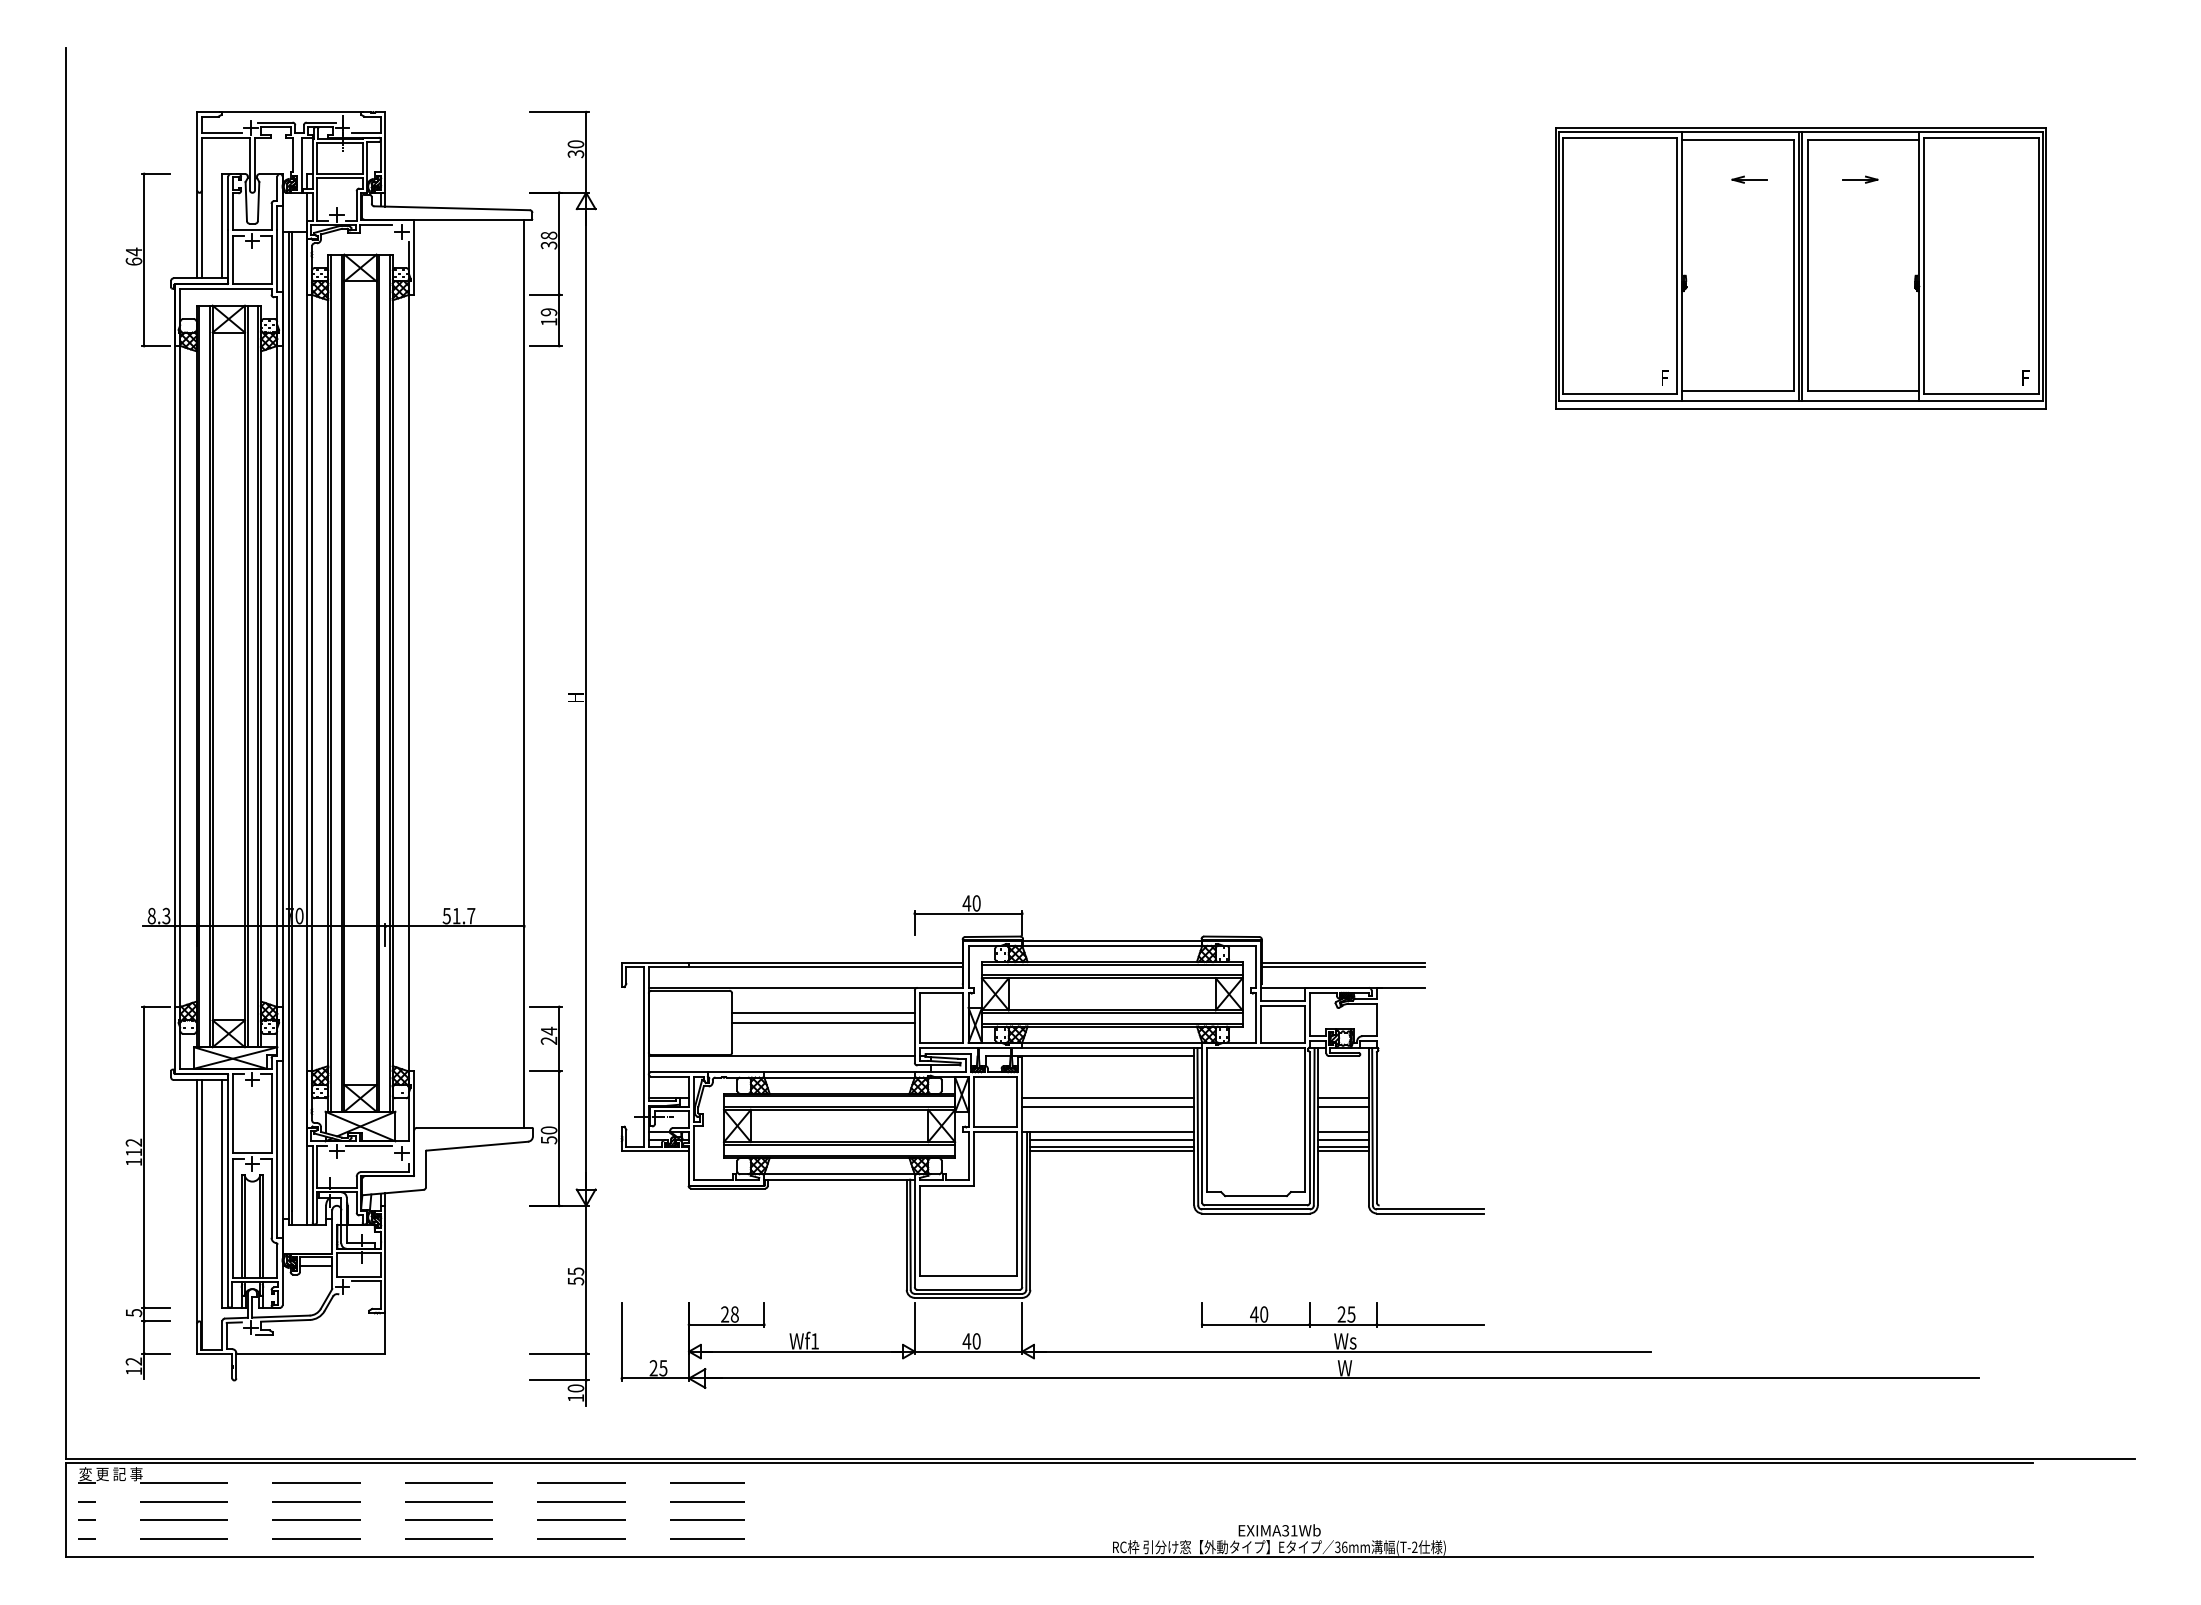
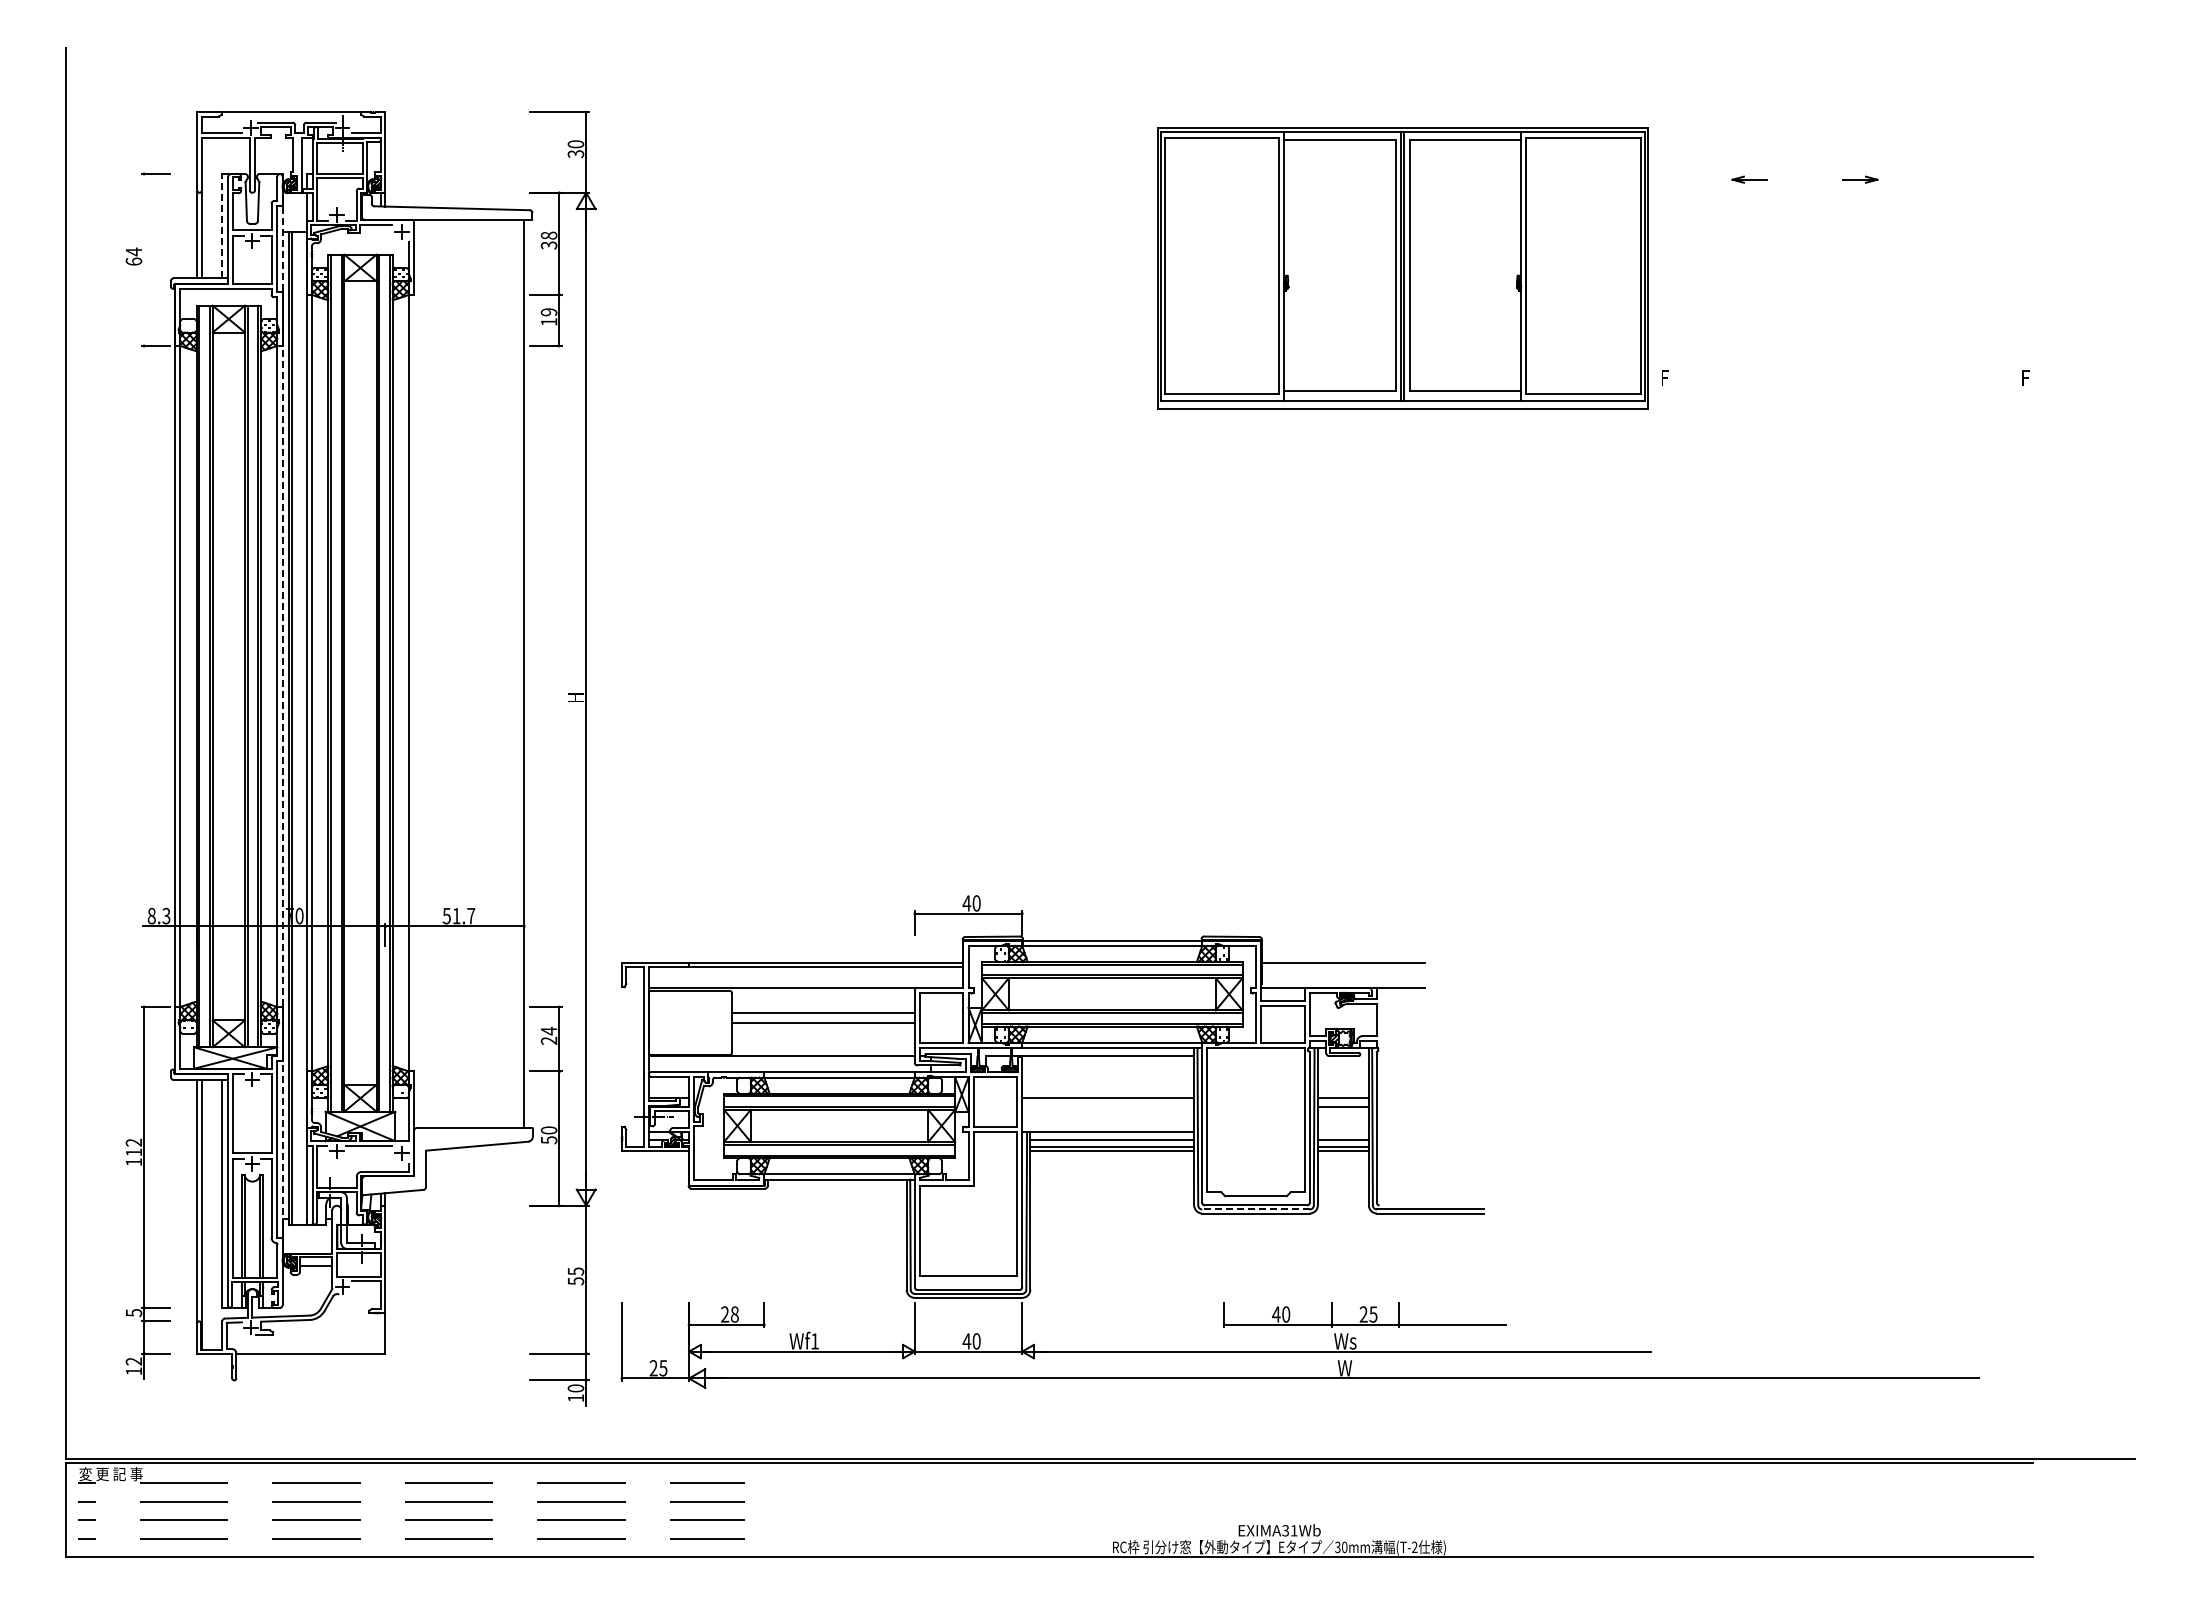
line: solid -> dashed (222, 225)
line: present -> none (144, 259)
part position: (1800, 268) -> (1402, 268) (1402, 268)
line: solid -> dashed (282, 706)
line: present -> none (1342, 966)
line: present -> none (1108, 1106)
line: present -> none (1342, 1132)
line: solid -> dashed (1256, 1209)
part position: (1342, 1314) -> (1364, 1314) (1364, 1314)
text: 36mm -> 30mm (1344, 1546)
